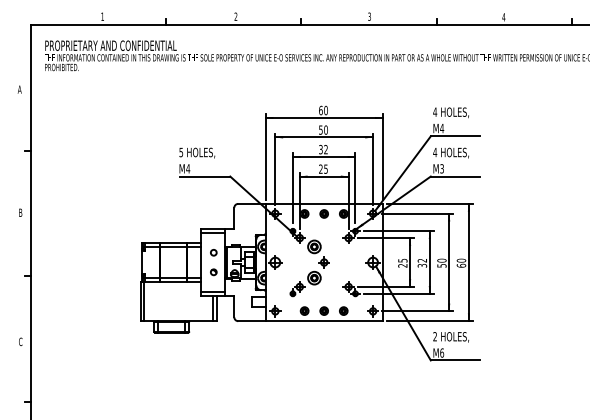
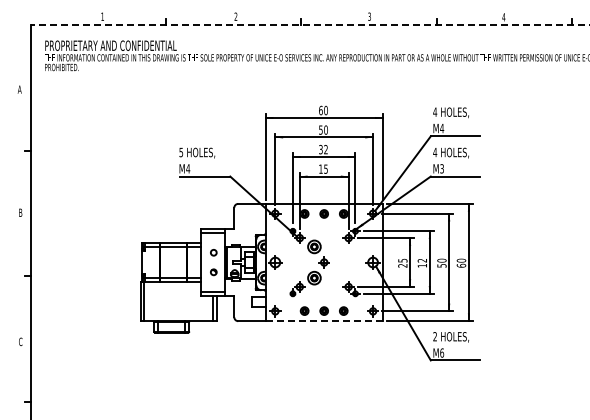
line: solid -> dashed (309, 24)
text: 25 -> 15 (320, 168)
text: 32 -> 12 (422, 265)
line: solid -> dashed (324, 321)
